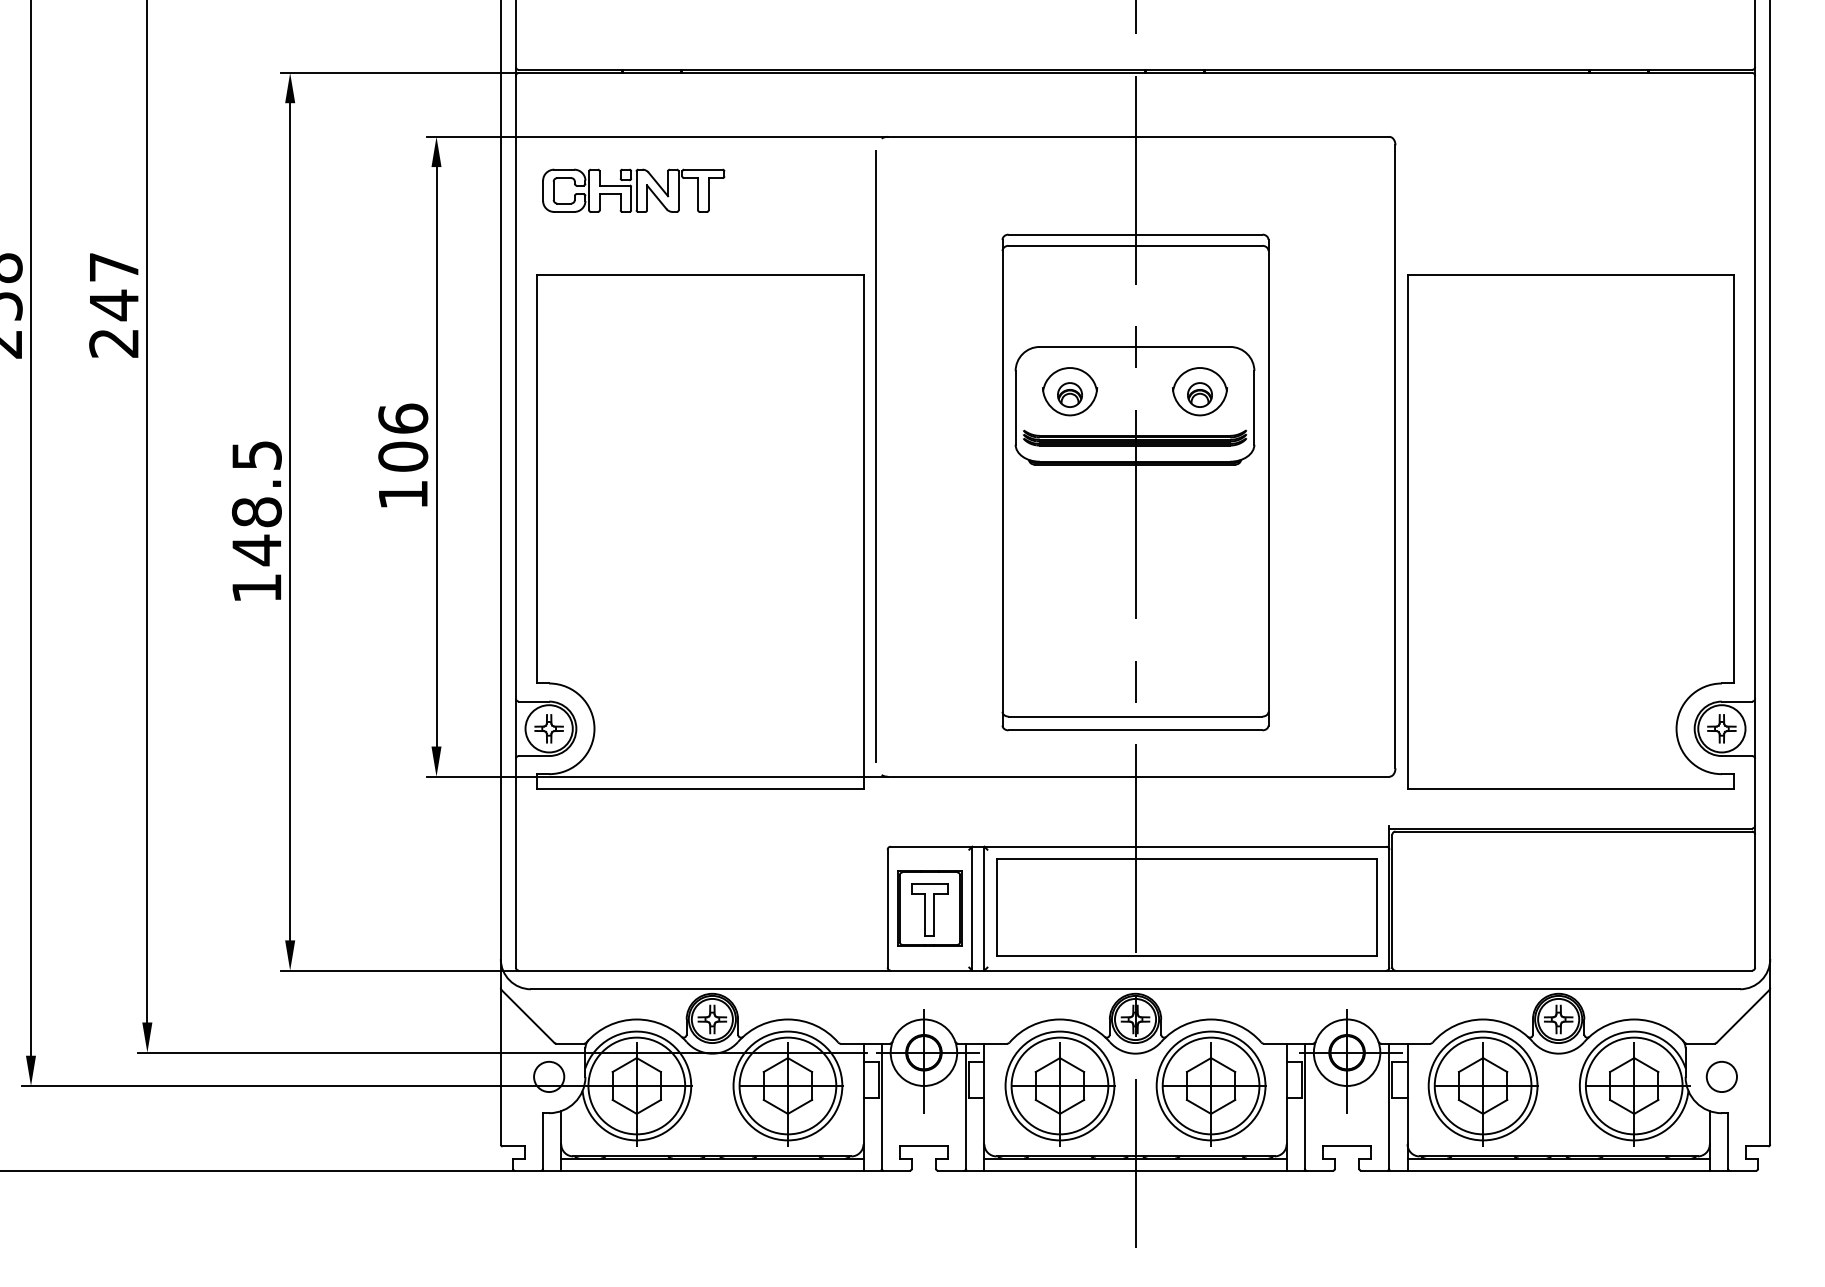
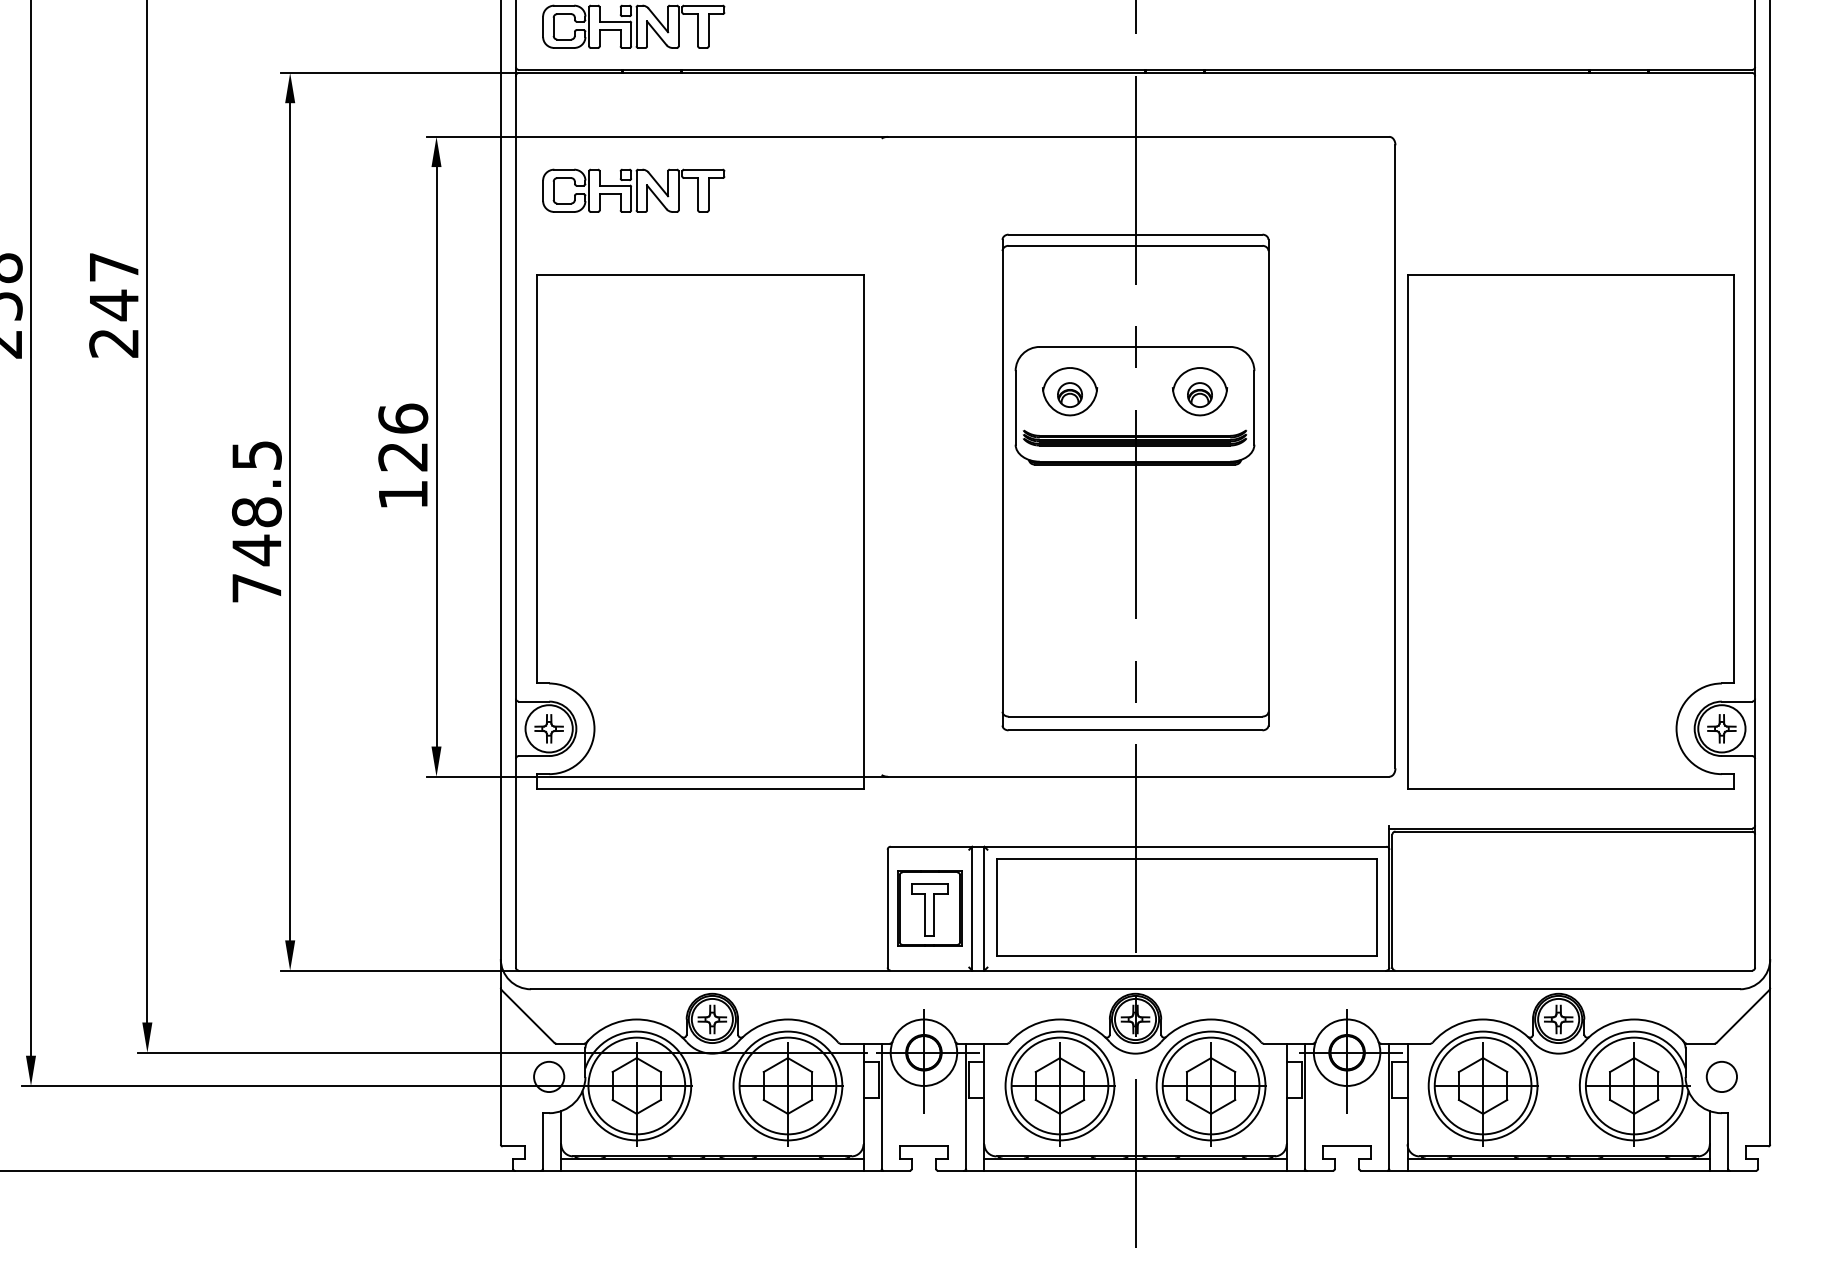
part: none -> present (633, 26)
text: 106 -> 126 (403, 456)
line: present -> none (875, 456)
text: 148.5 -> 748.5 (256, 588)
